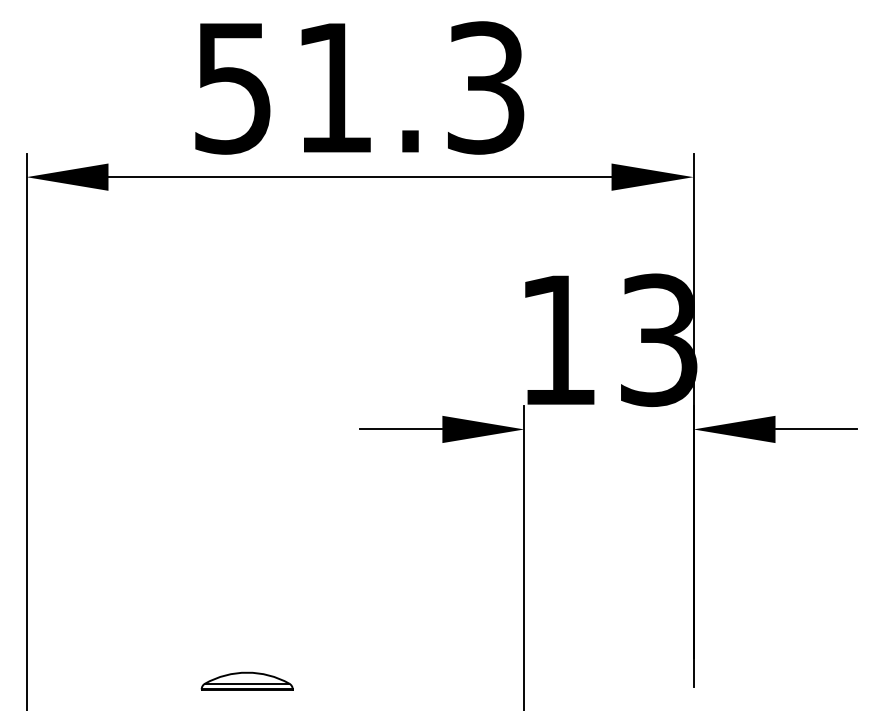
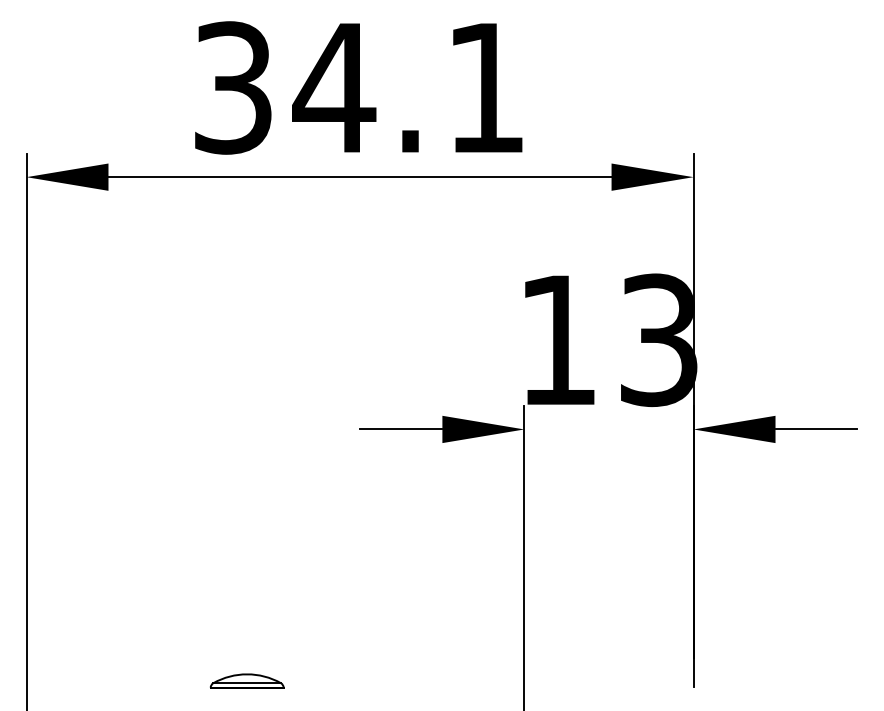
text: 51.3 -> 34.1 (359, 87)
part size: 94x20 px -> 75x16 px (247, 680)
